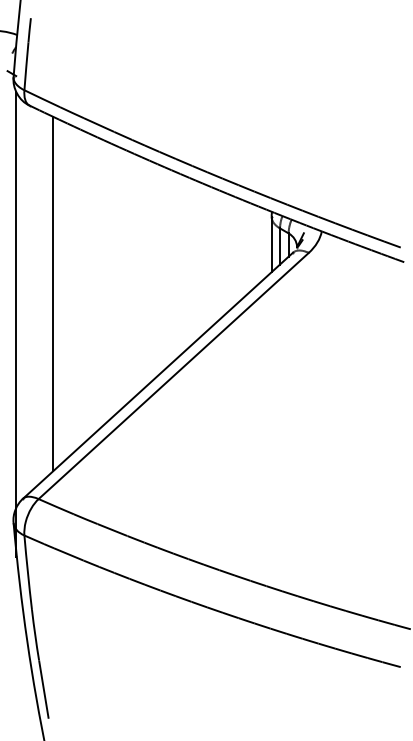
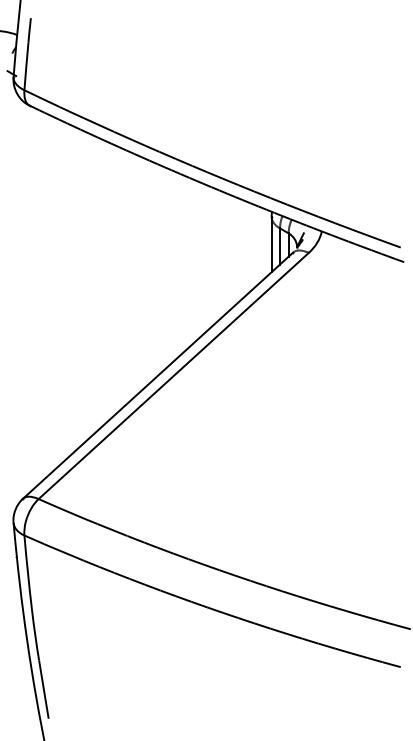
line: present -> none (52, 293)
line: present -> none (16, 324)
